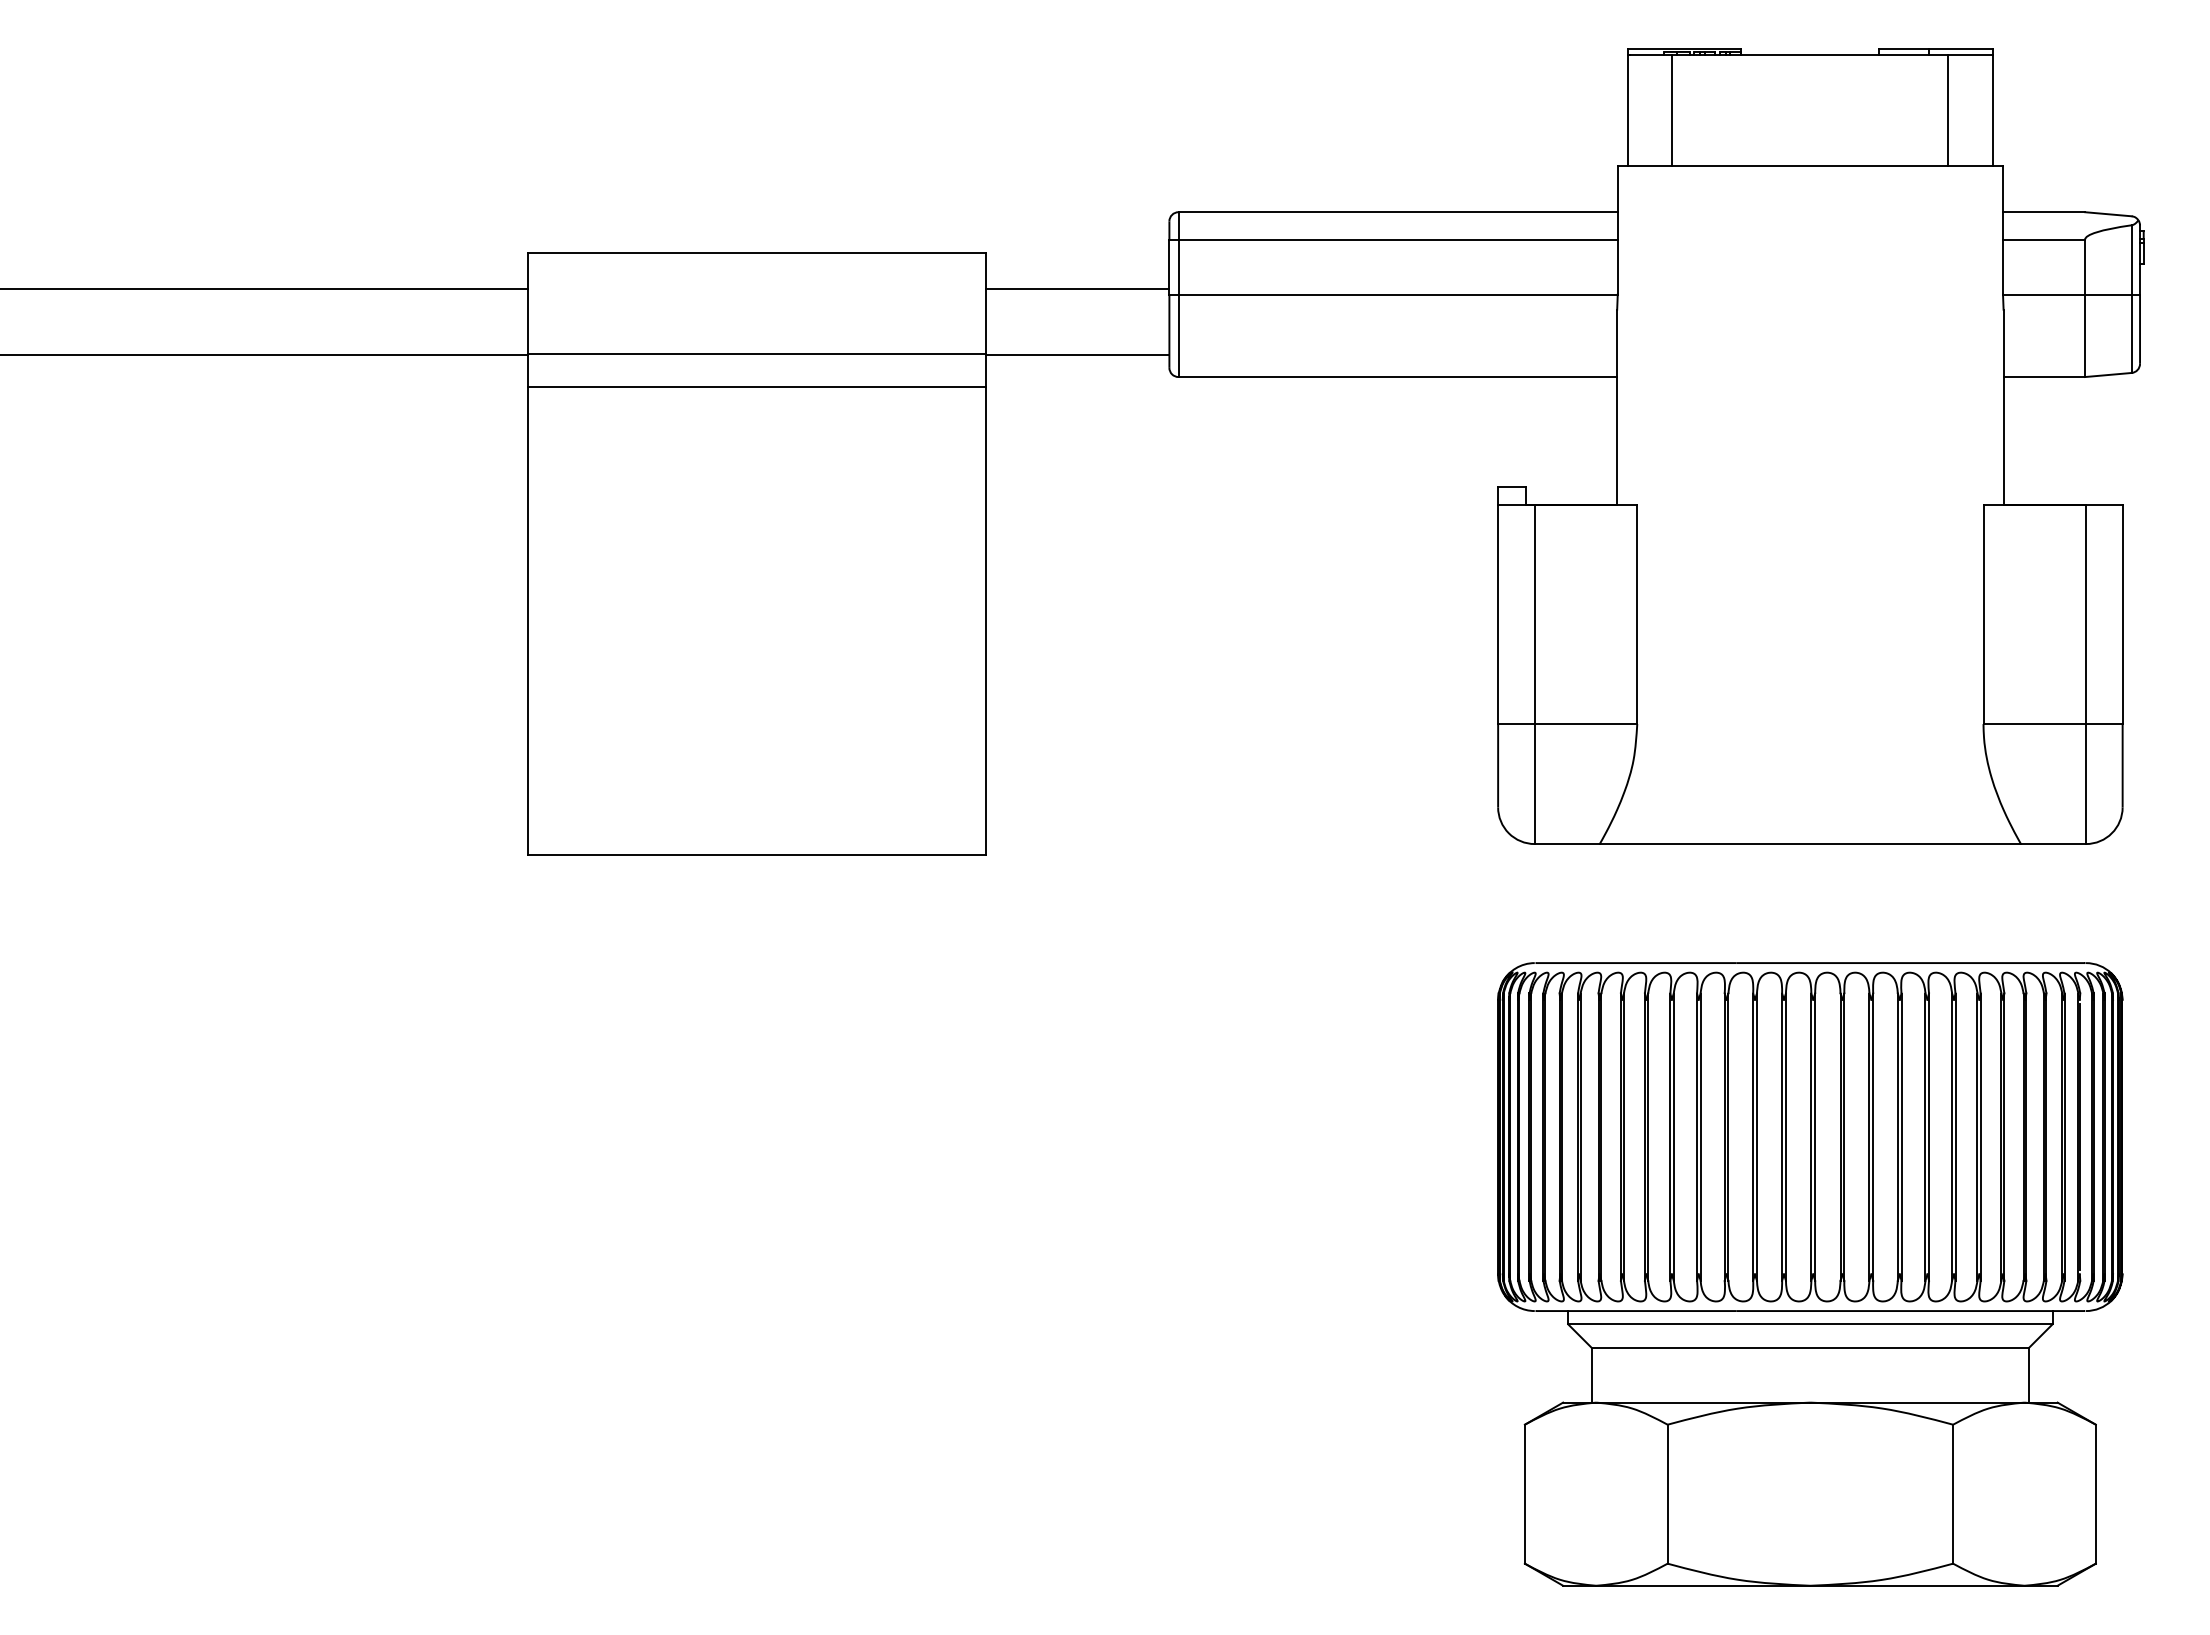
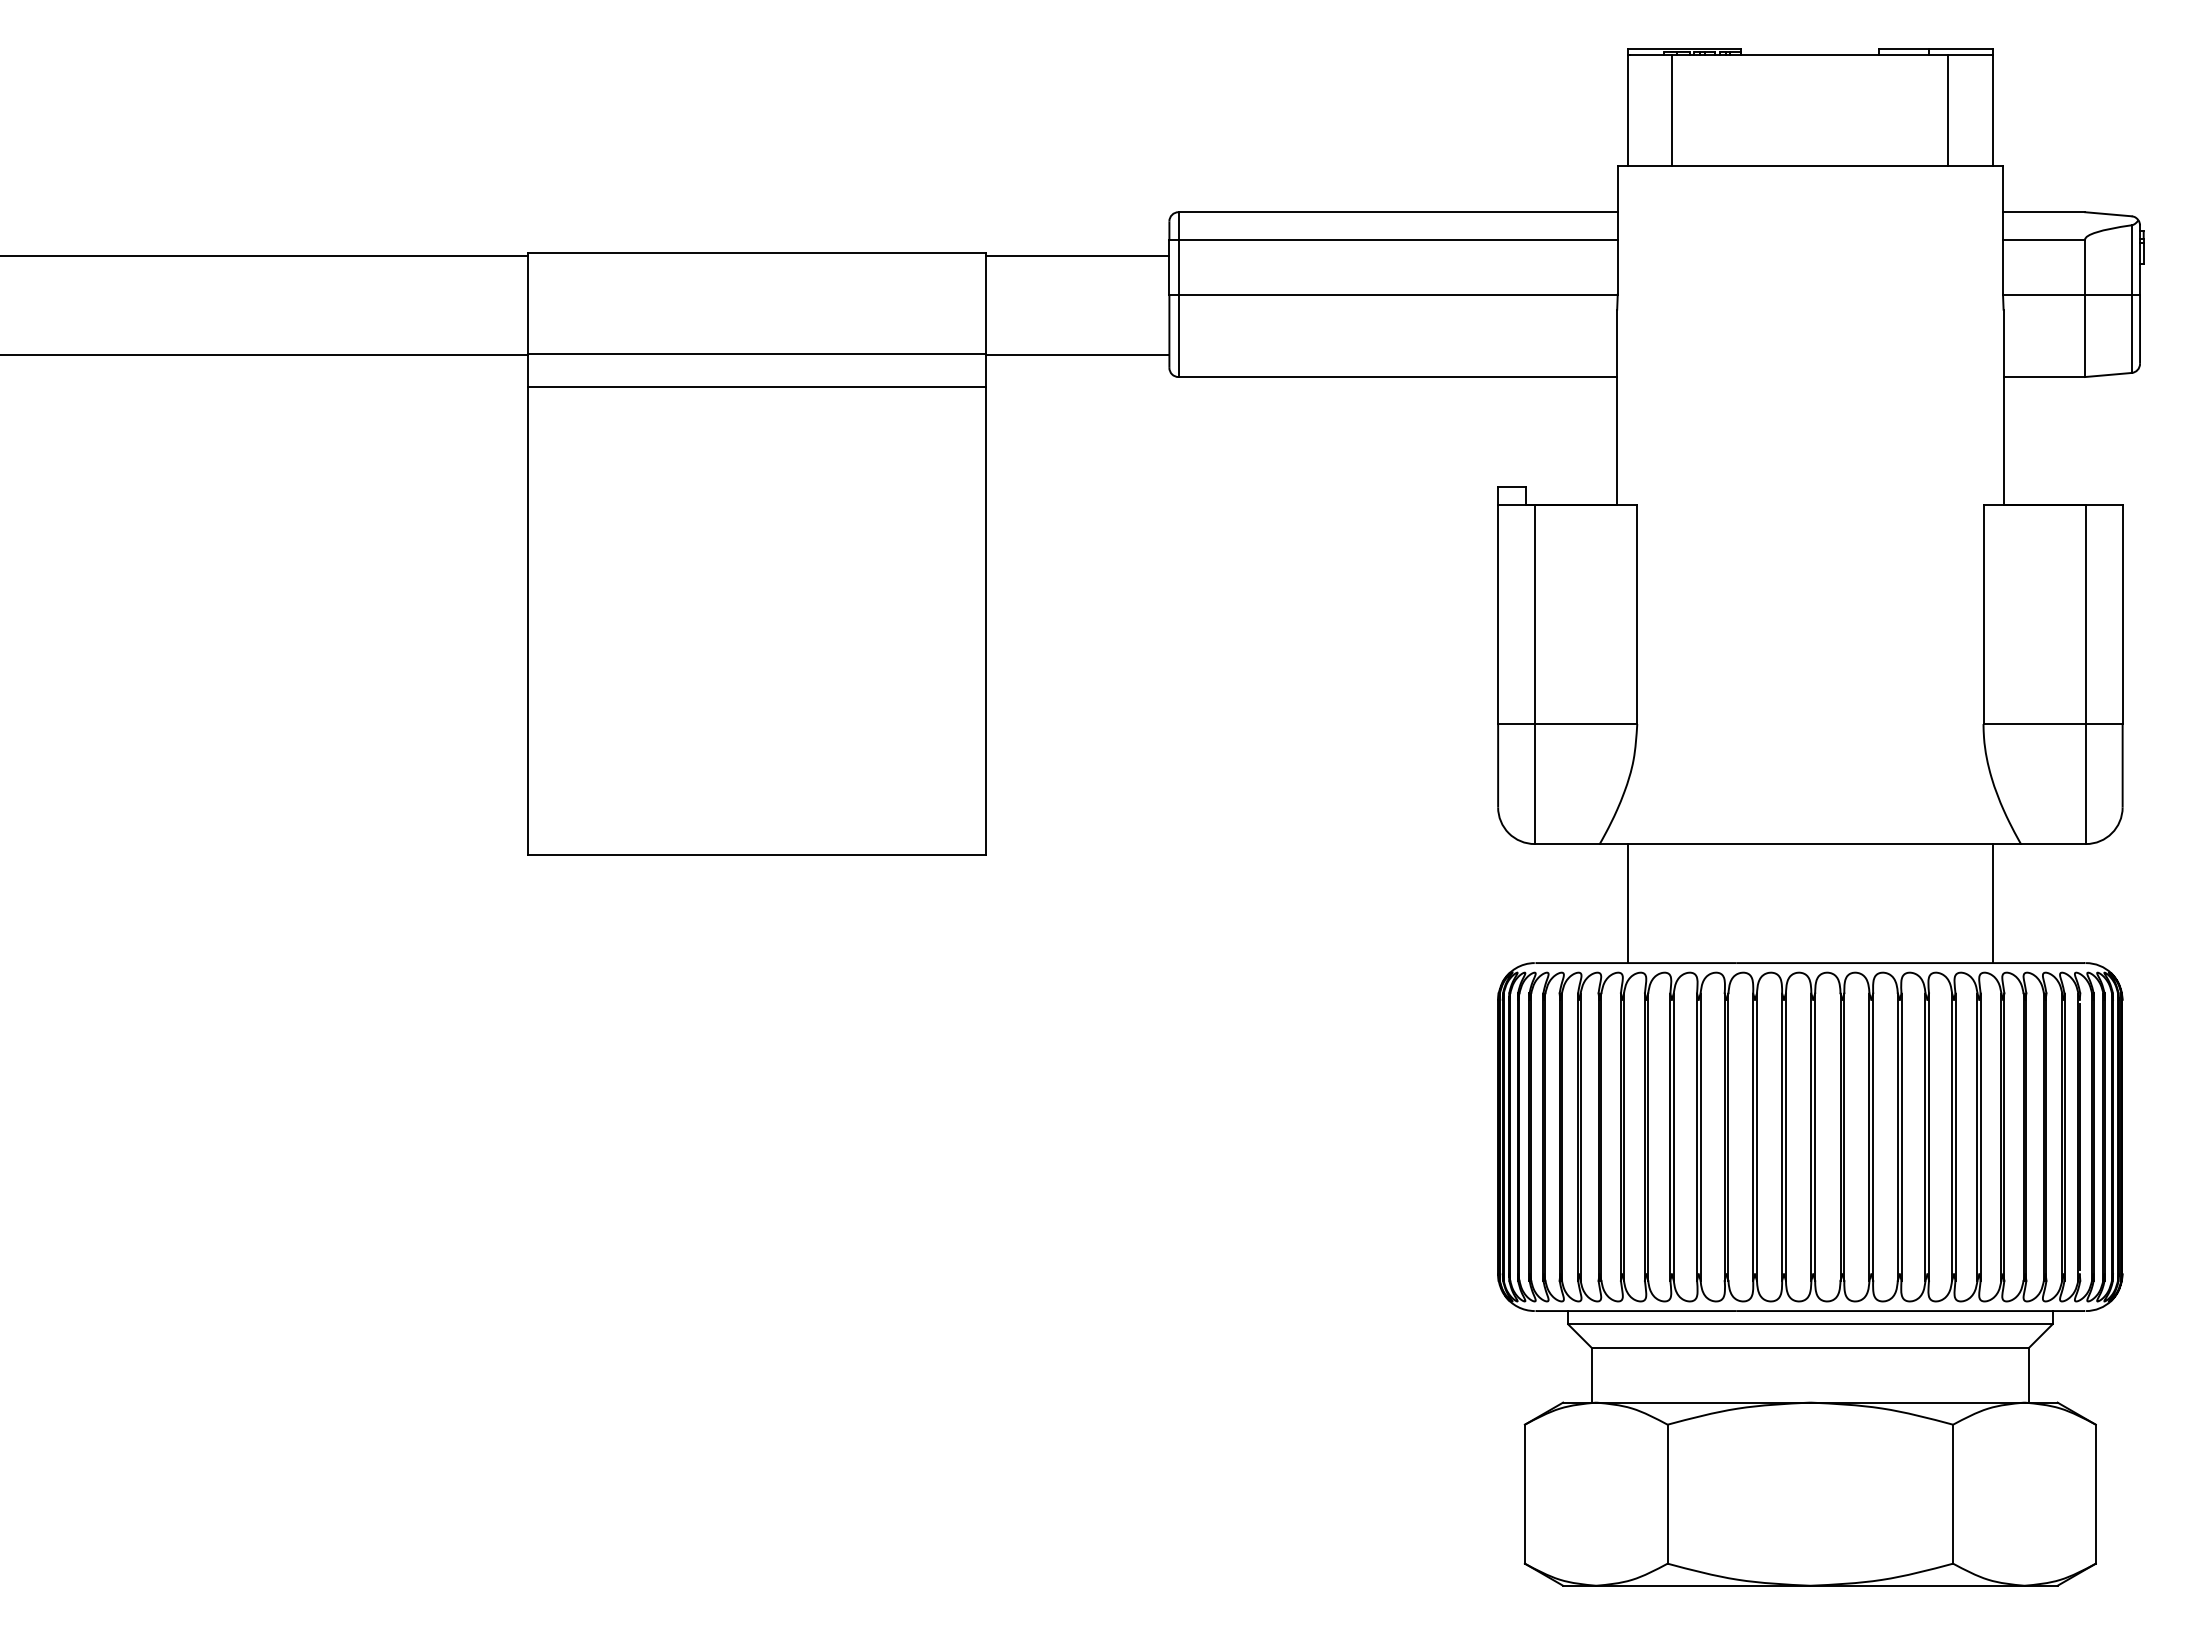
line position: (265, 289) -> (265, 256) (265, 256)
line position: (1077, 289) -> (1077, 256) (1077, 256)
line: none -> present (1628, 903)
line: none -> present (1992, 903)
